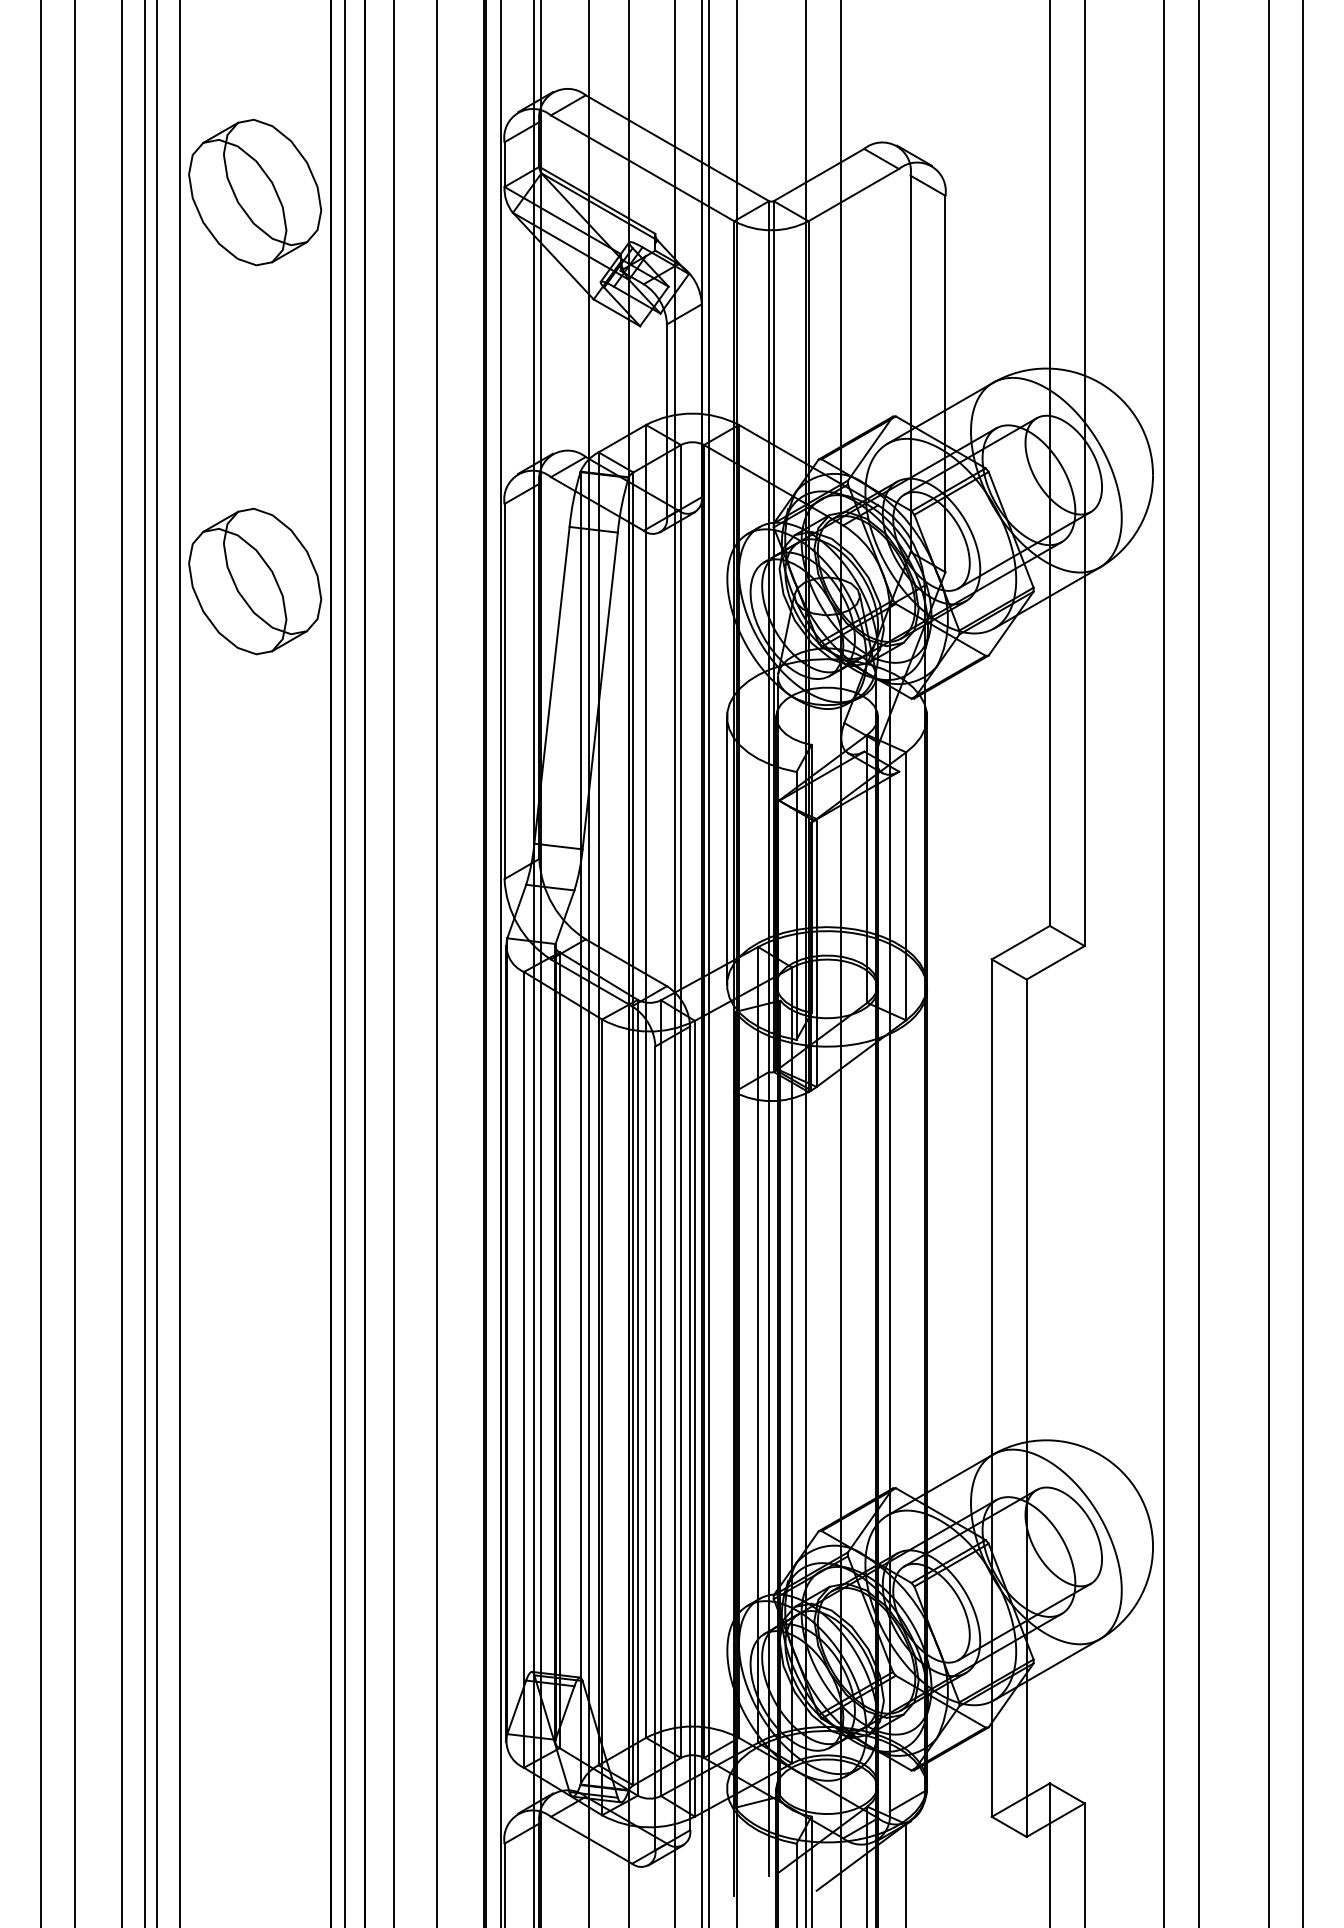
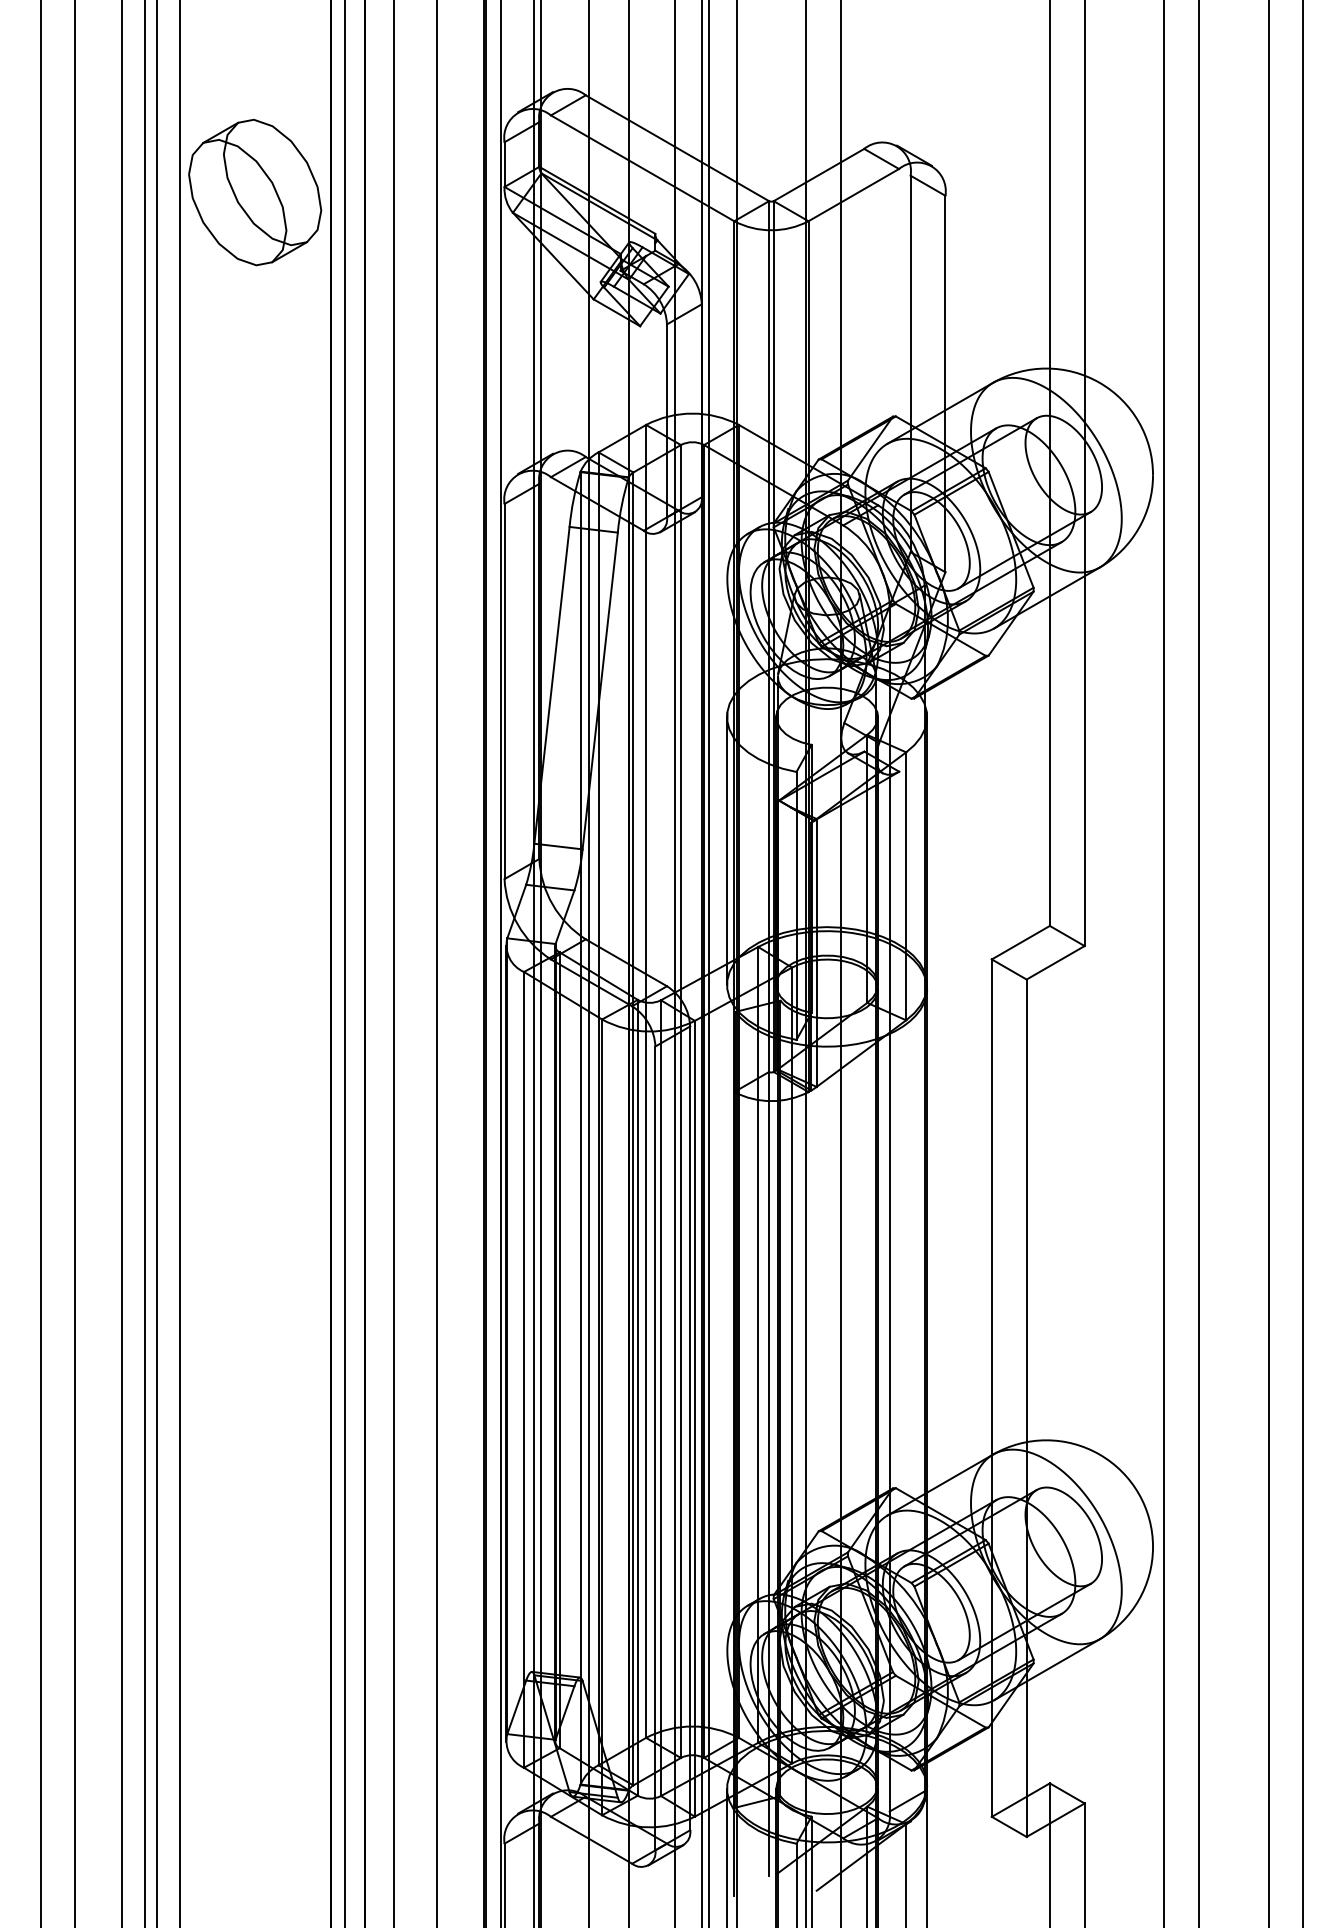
part: present -> none (255, 581)
line: none -> present (727, 1856)
line: none -> present (927, 1856)
